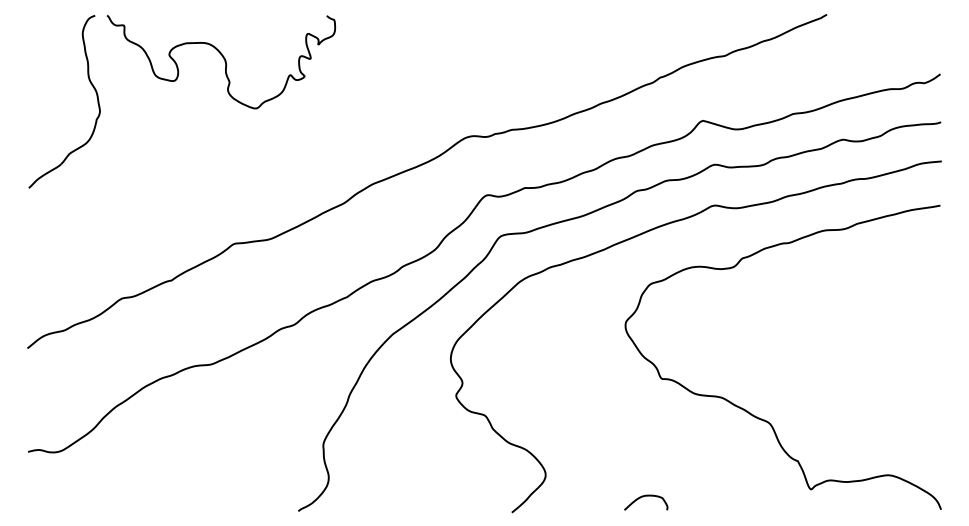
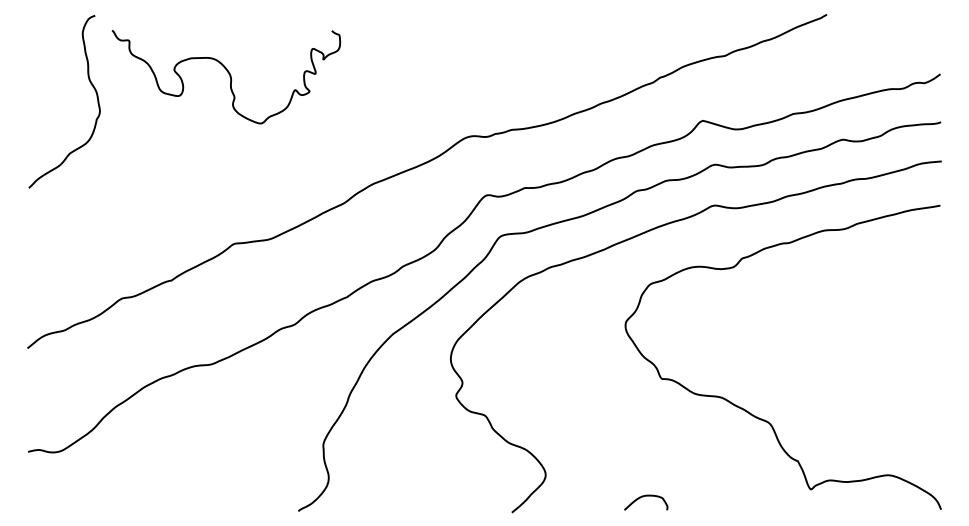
curve position: (224, 62) -> (229, 77) (229, 77)
